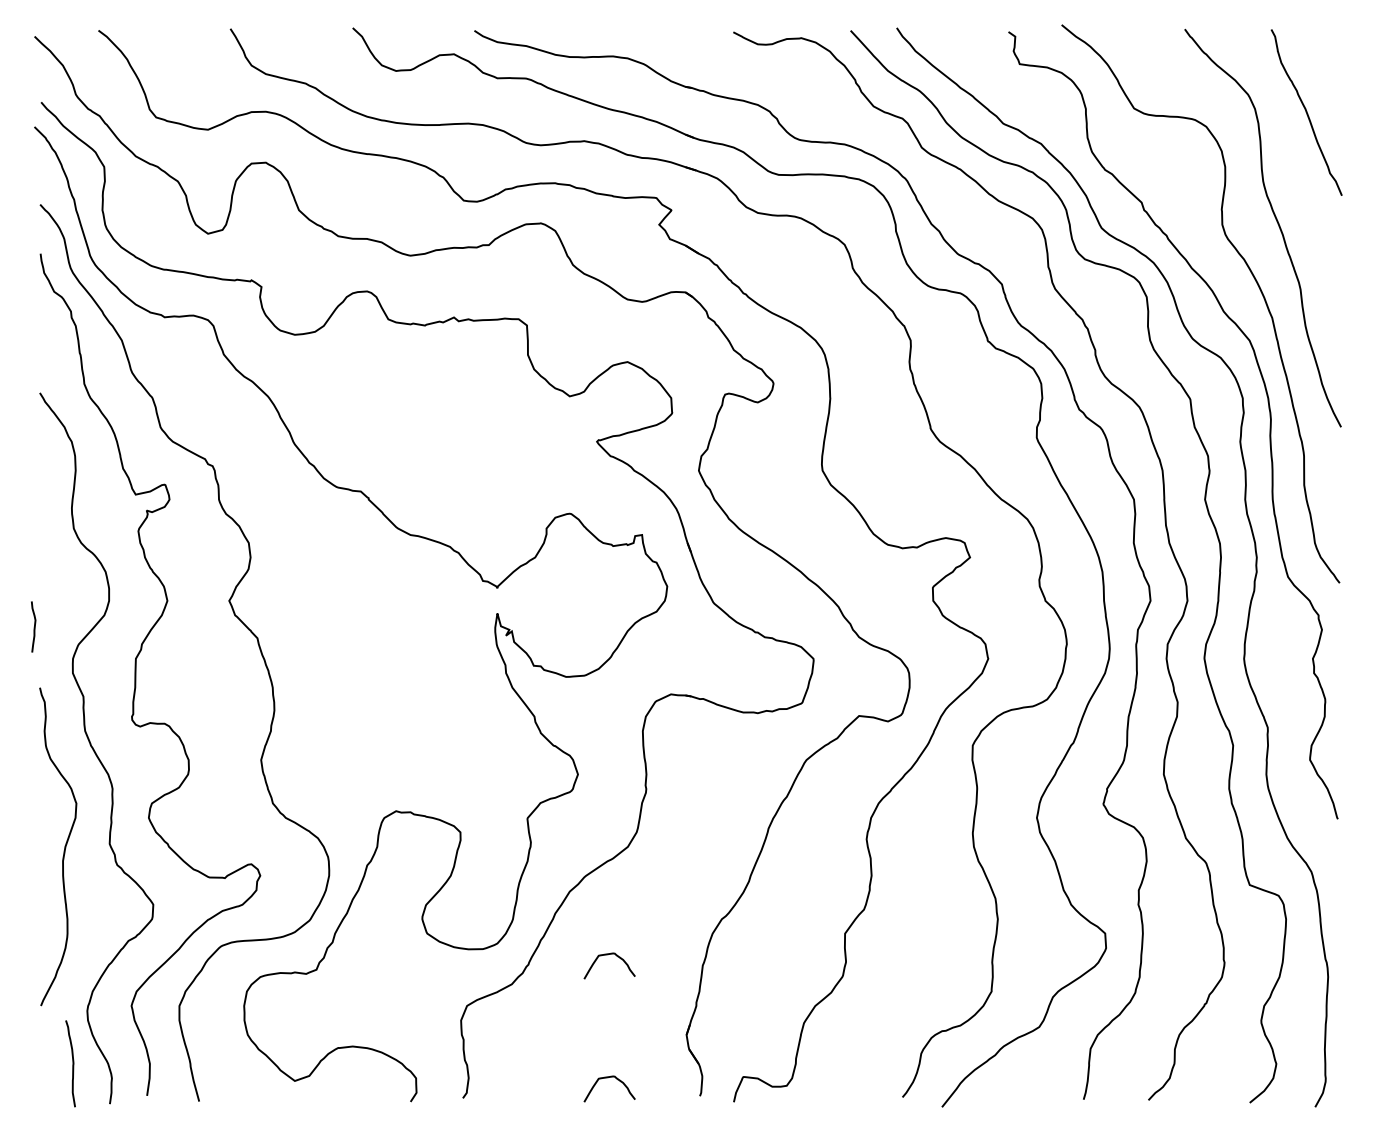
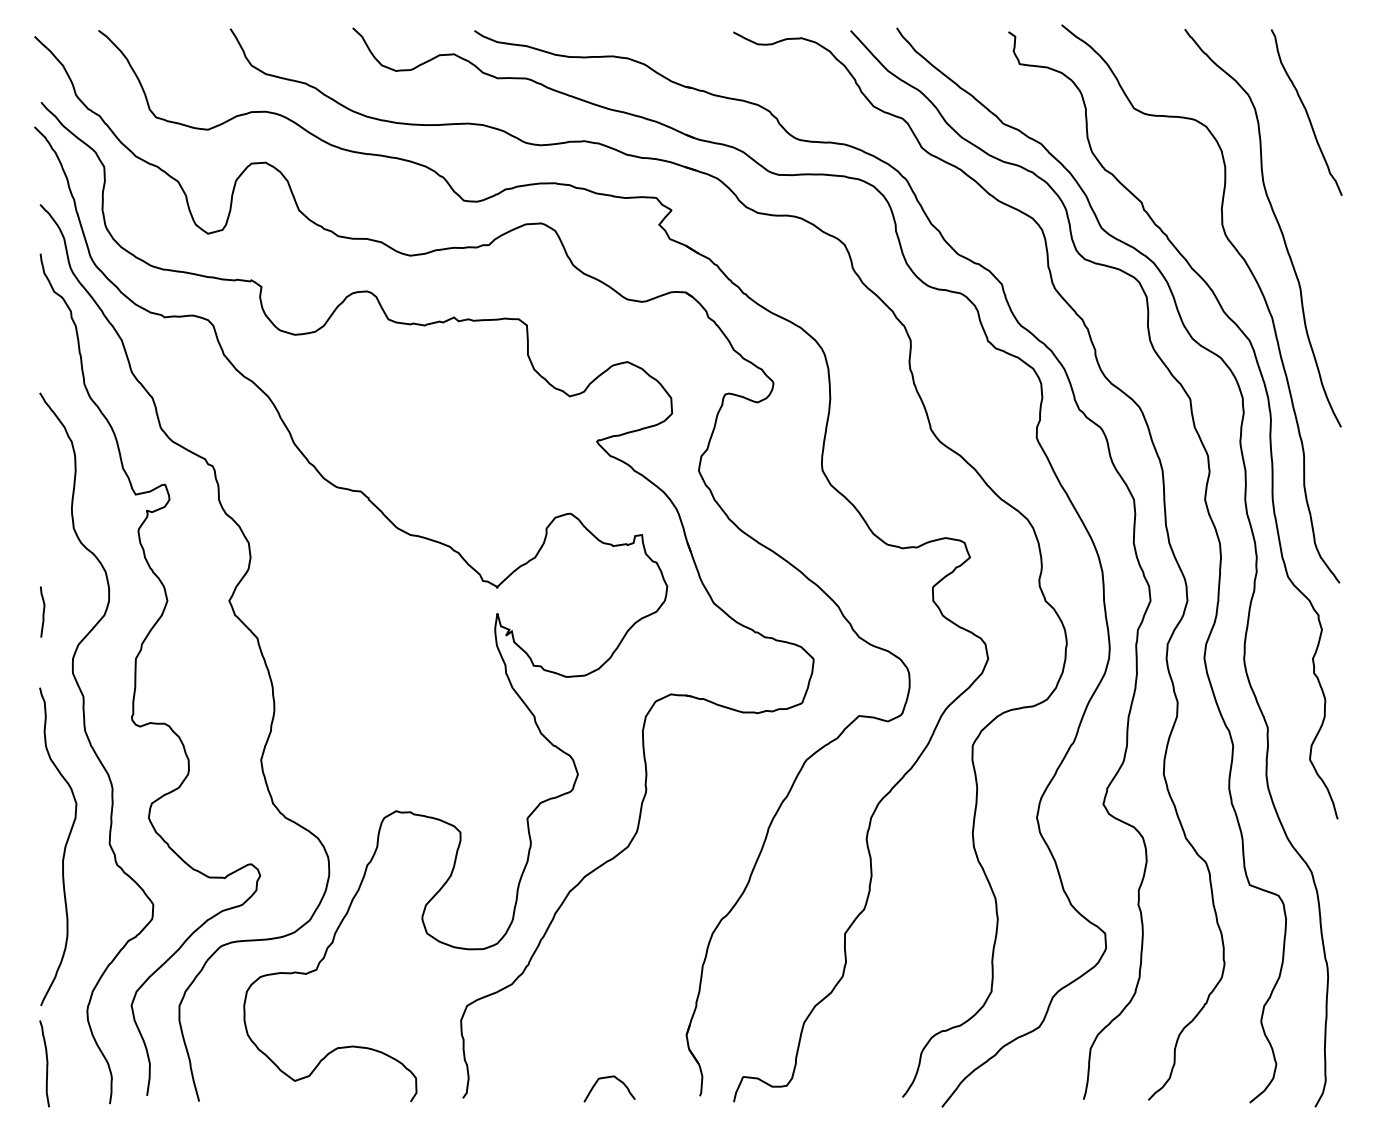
curve position: (34, 626) -> (43, 611) (43, 611)
curve: present -> none (608, 955)
curve position: (72, 1063) -> (46, 1063) (46, 1063)
